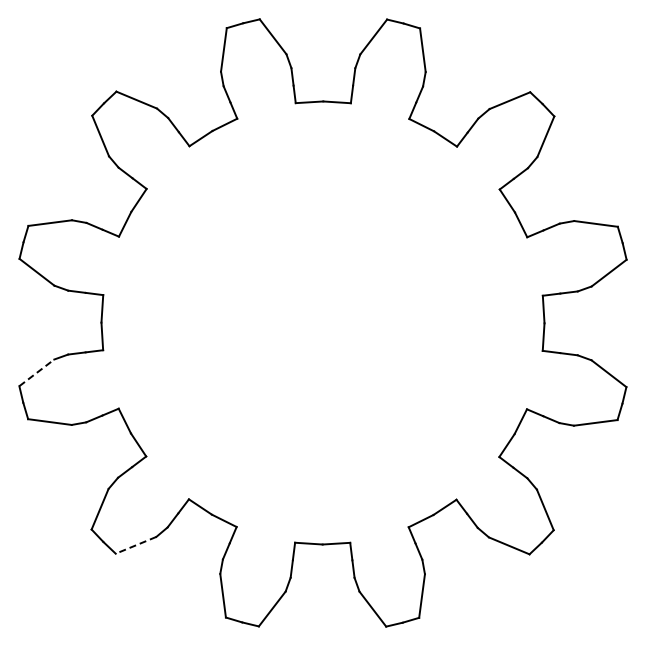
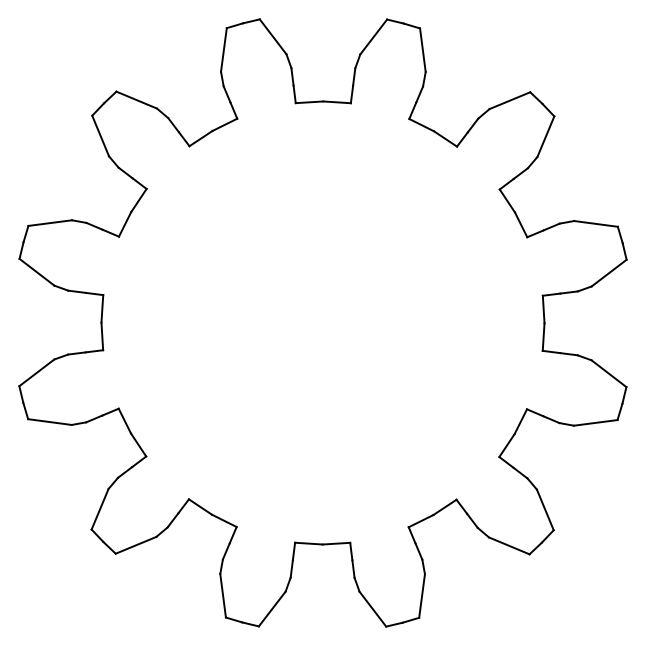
line: dashed -> solid (36, 372)
line: dashed -> solid (136, 545)
